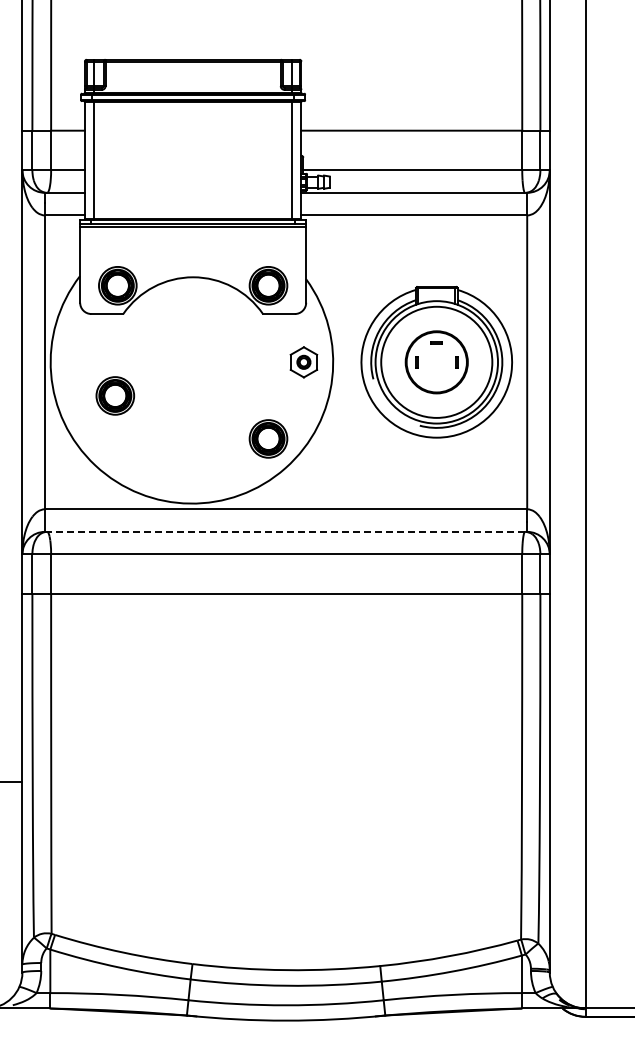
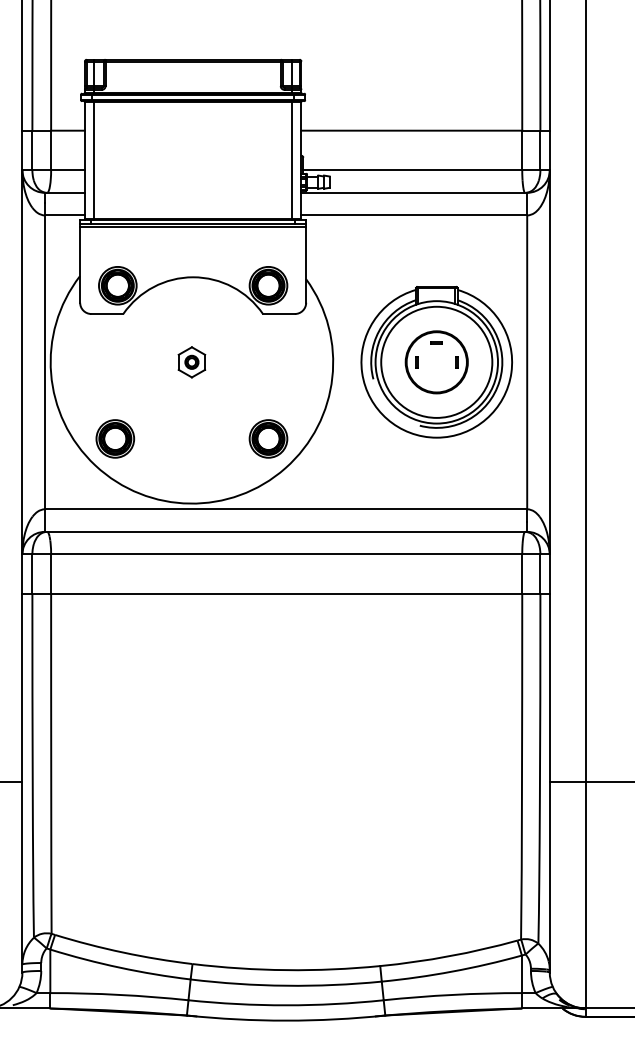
part position: (303, 362) -> (191, 362) (191, 362)
part position: (115, 395) -> (115, 438) (115, 438)
line: dashed -> solid (286, 531)
line: none -> present (590, 782)
